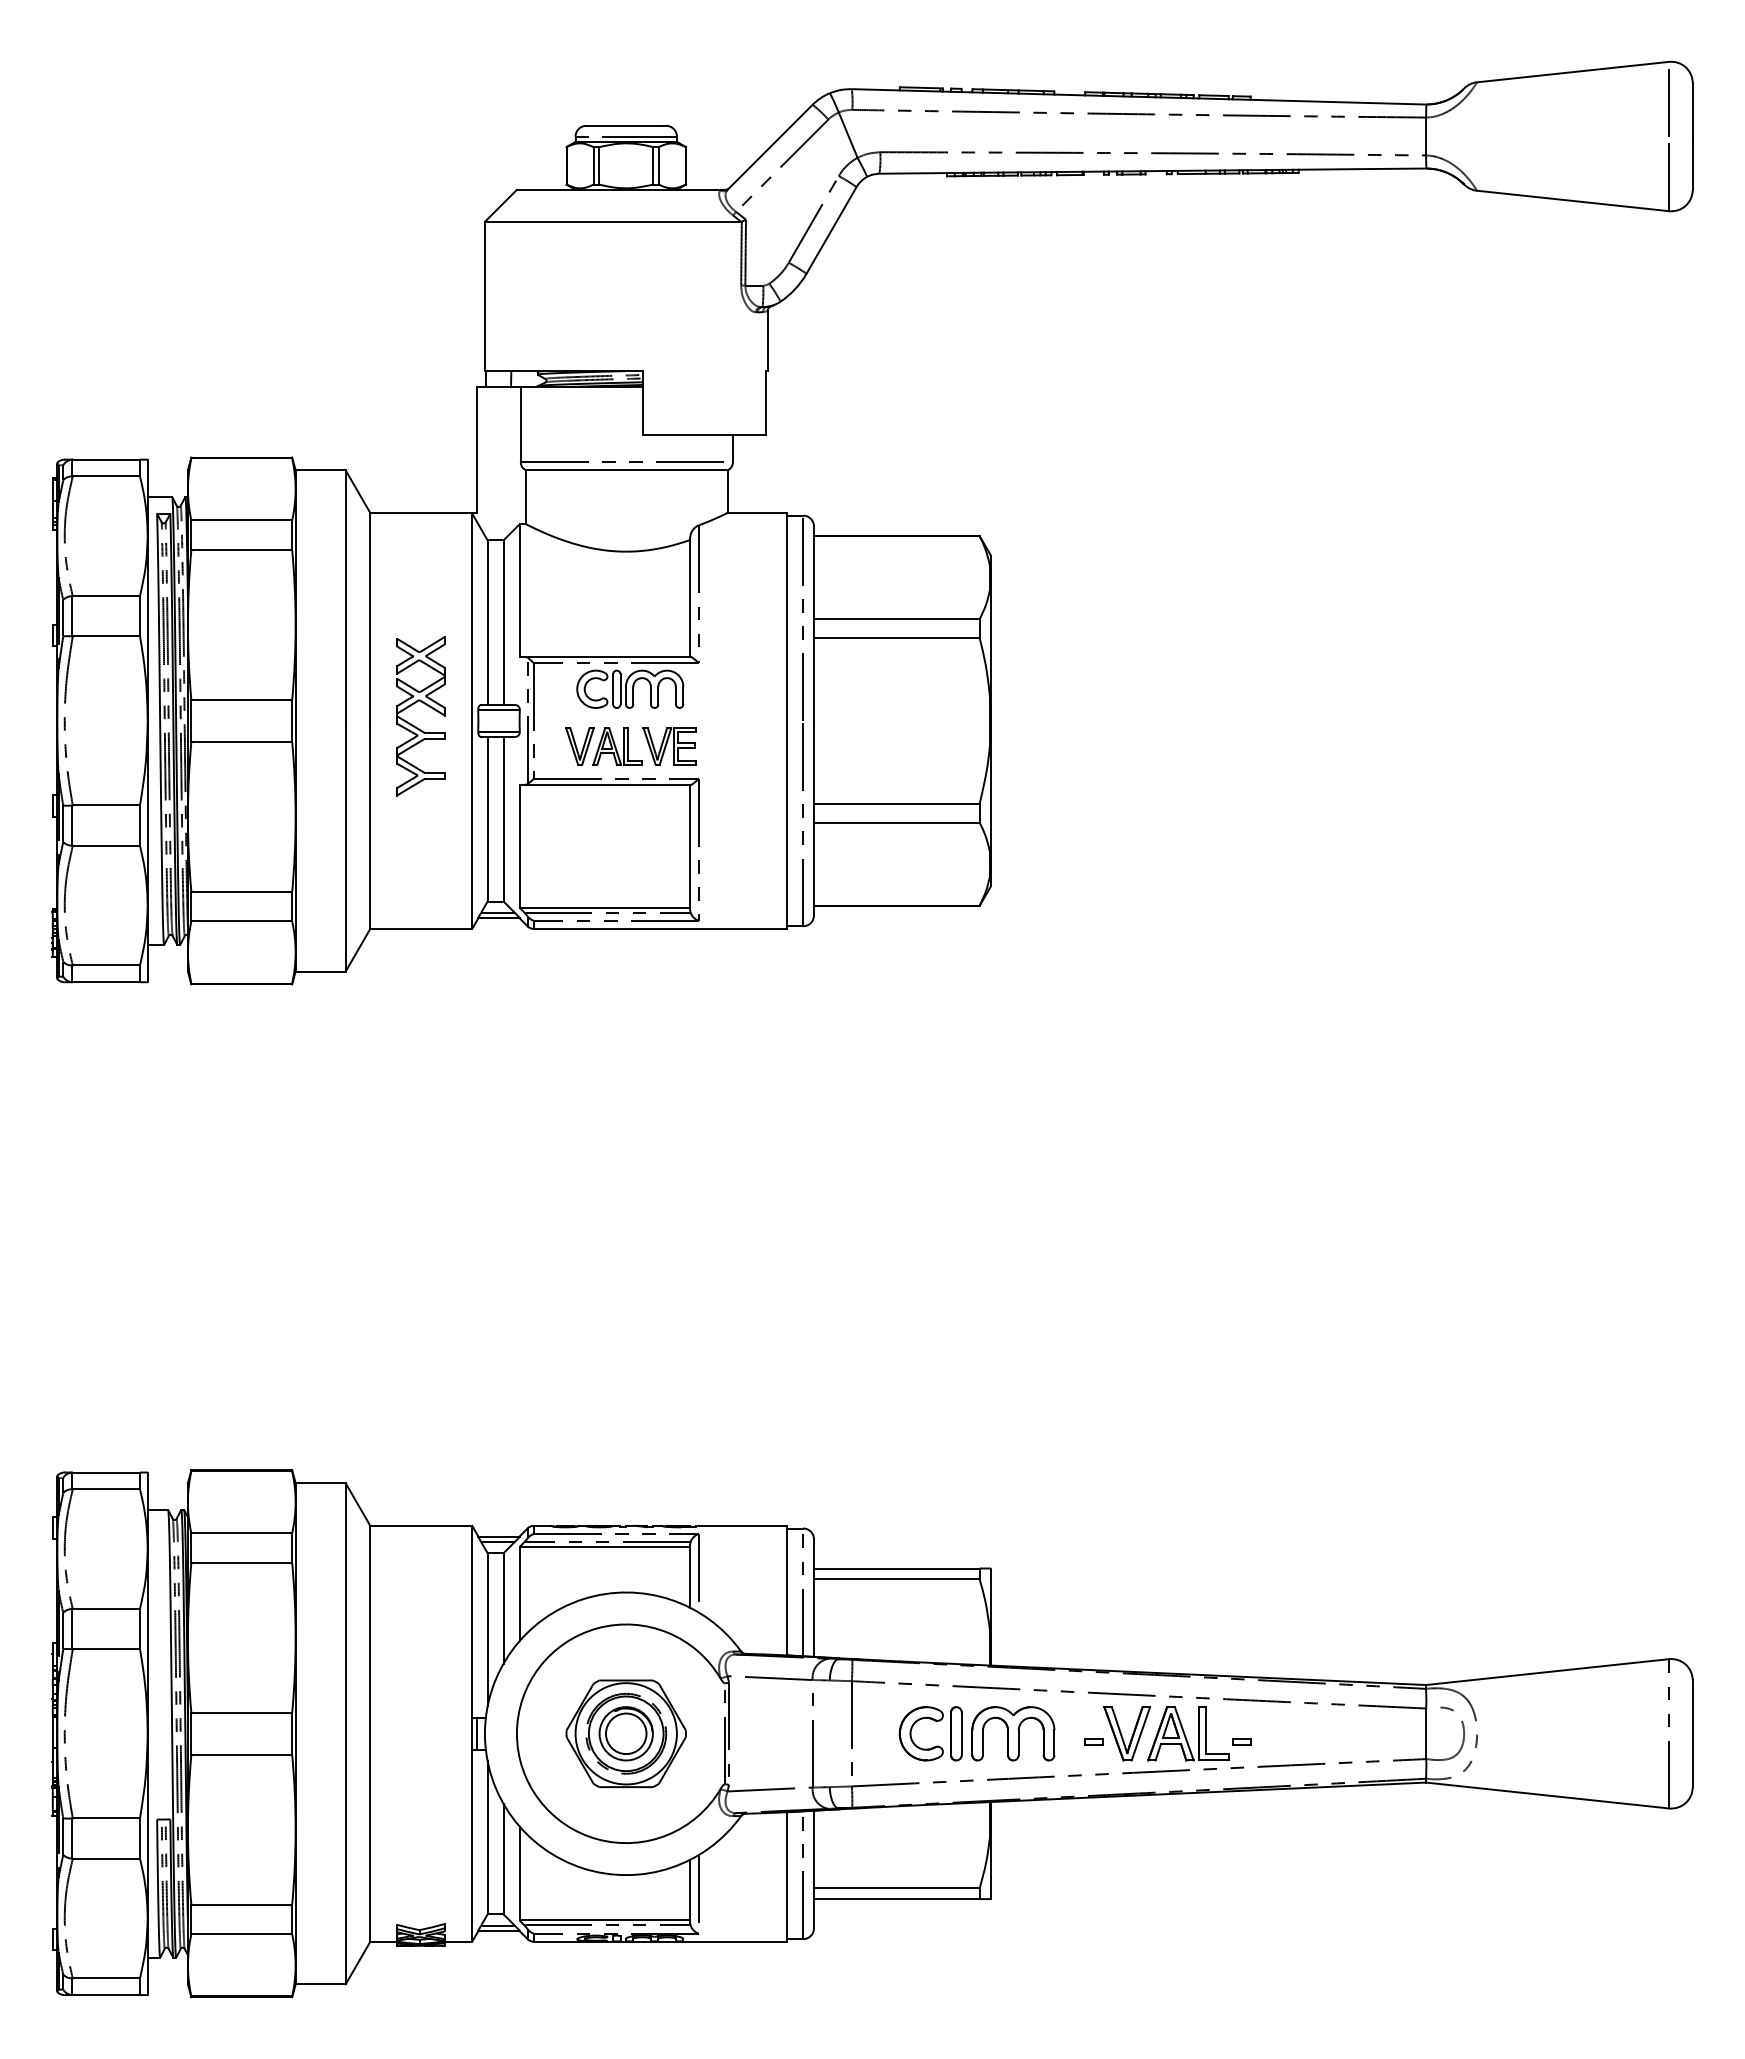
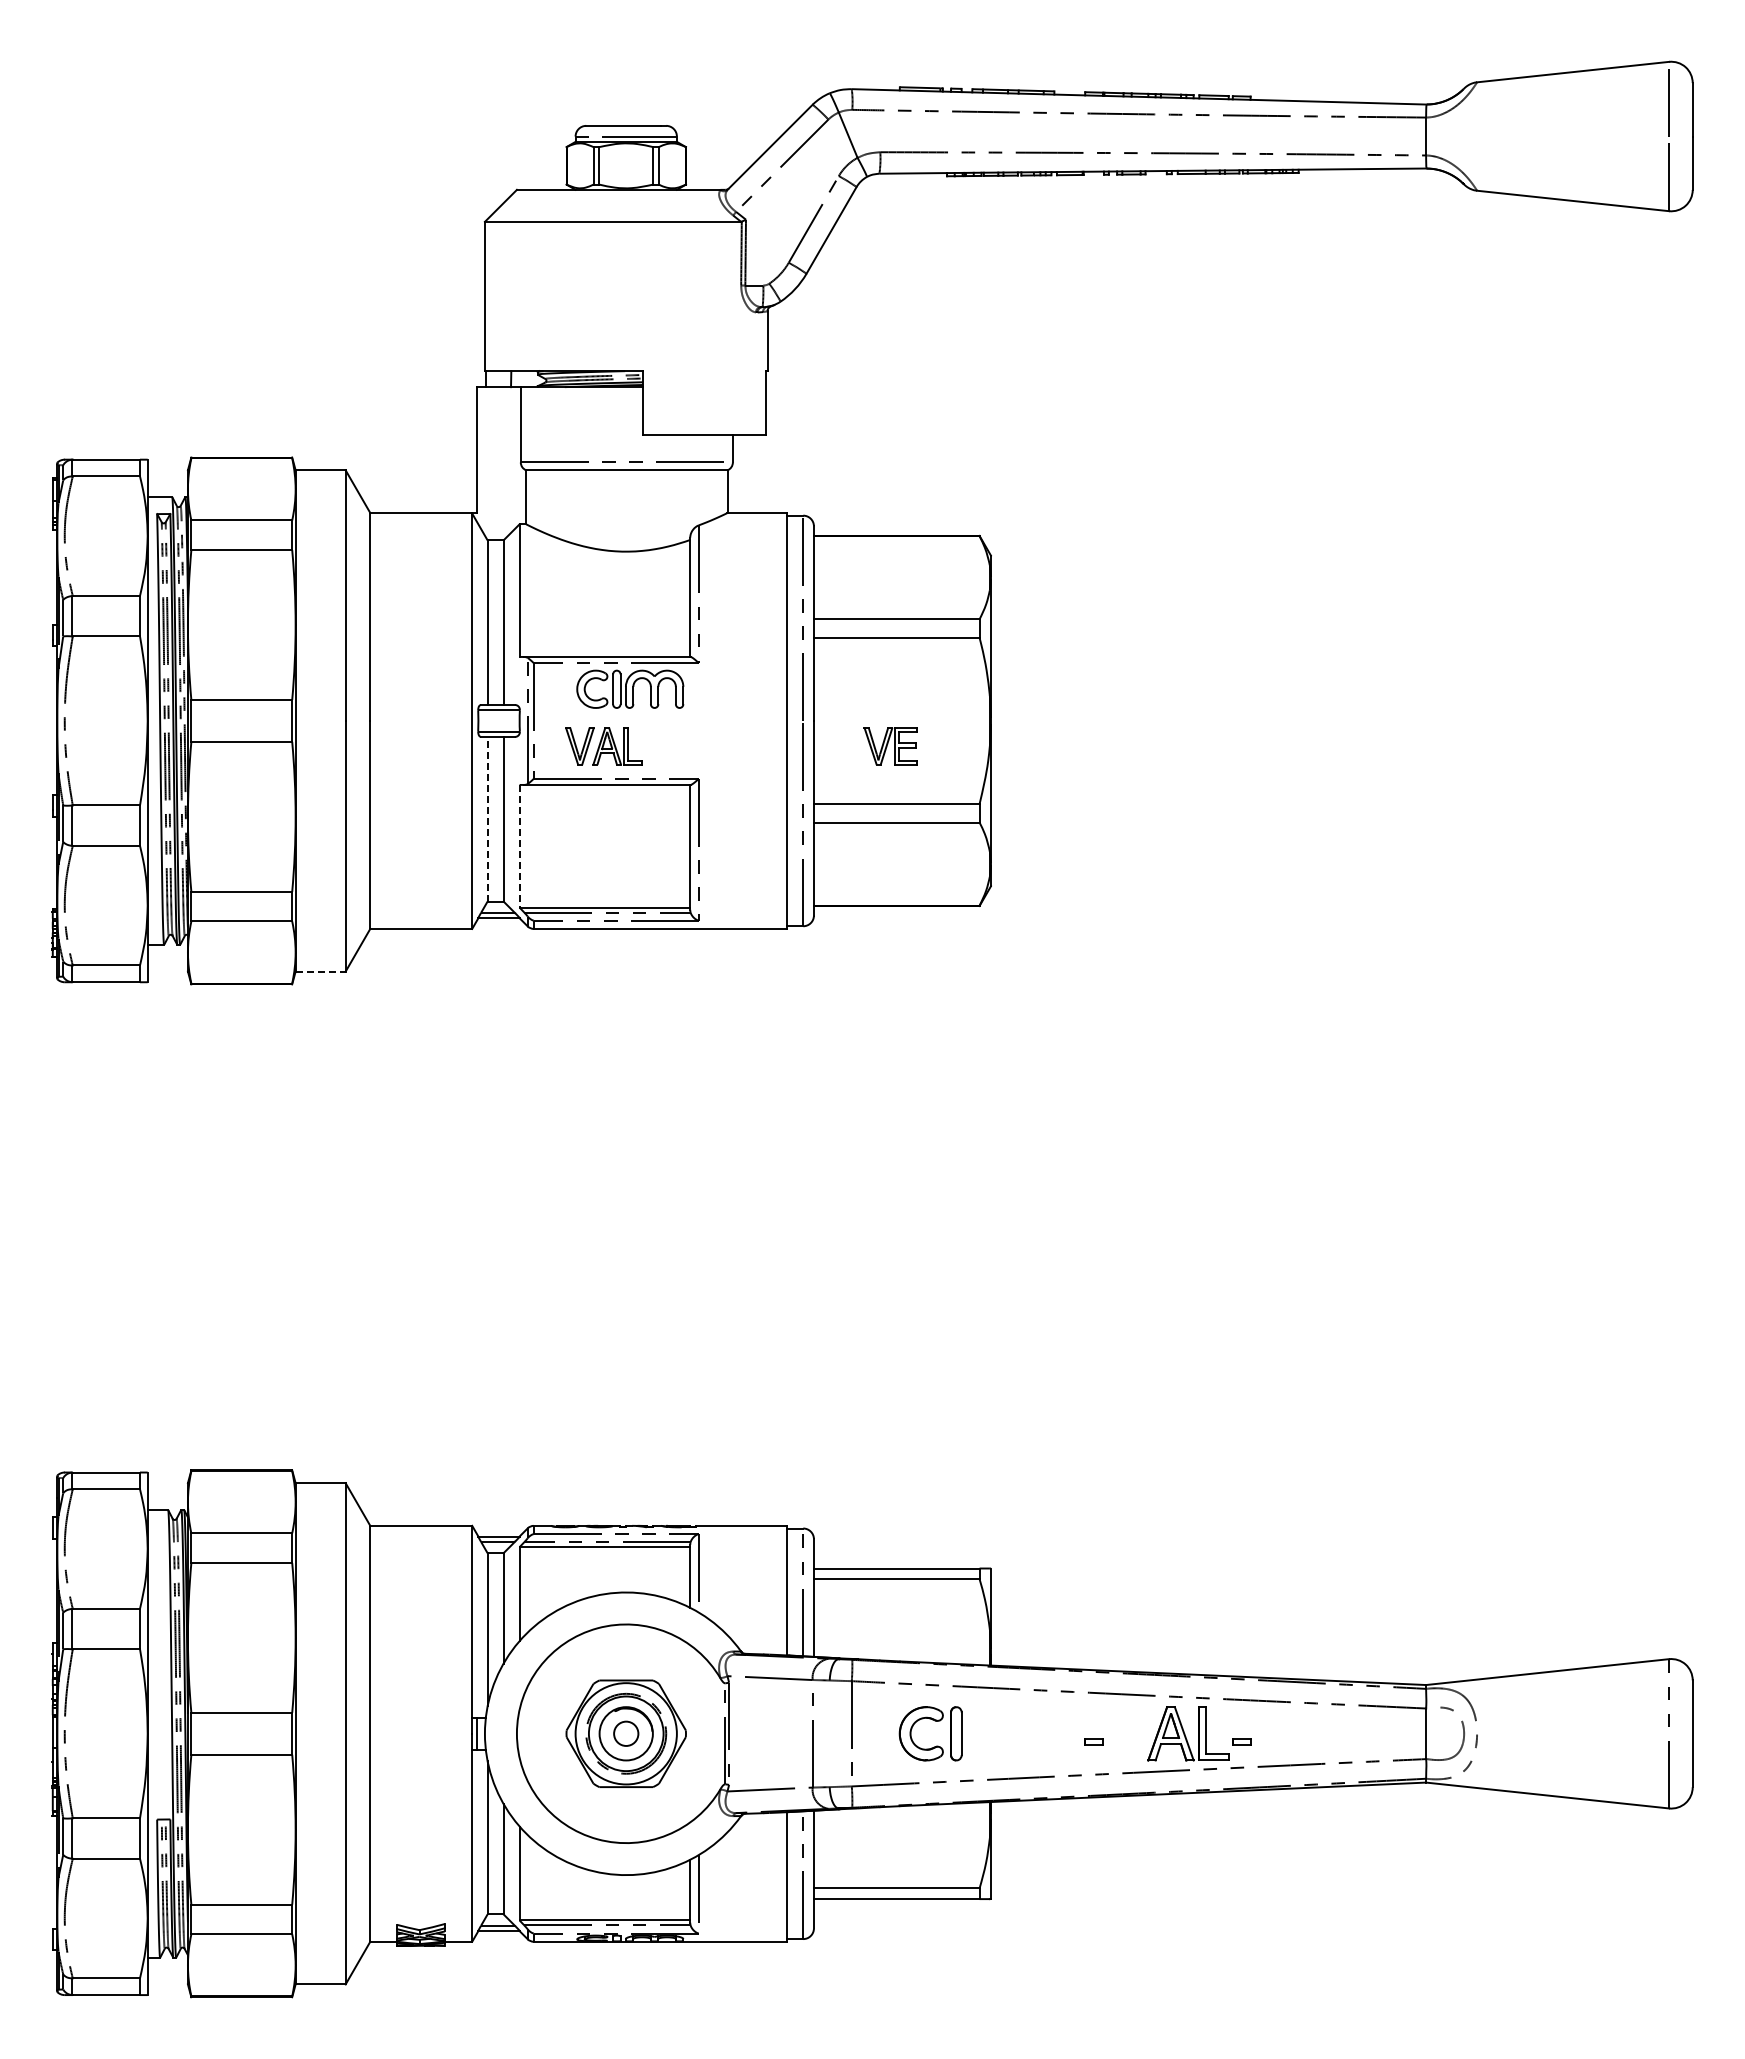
part: present -> none (416, 726)
part position: (669, 746) -> (890, 746) (890, 746)
line: solid -> dashed (487, 818)
line: solid -> dashed (519, 846)
line: solid -> dashed (321, 971)
circle diameter: 41 px -> 24 px (626, 1733)
part: present -> none (1013, 1733)
part: present -> none (1127, 1733)
